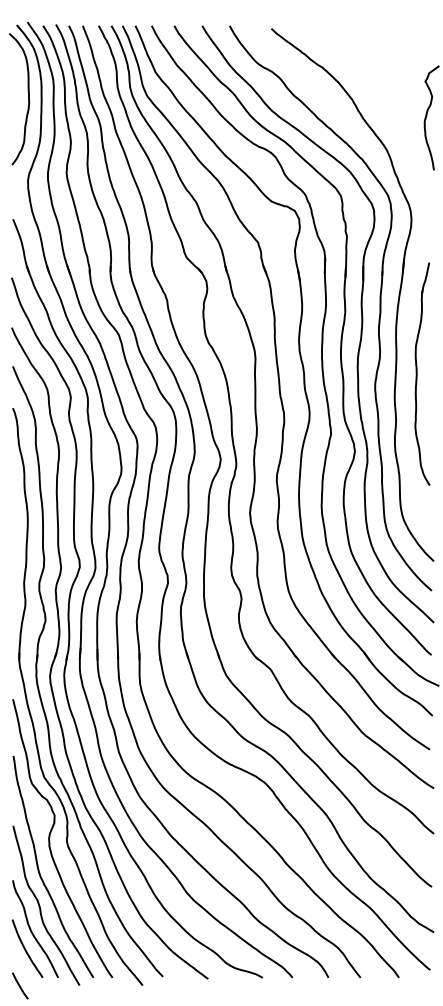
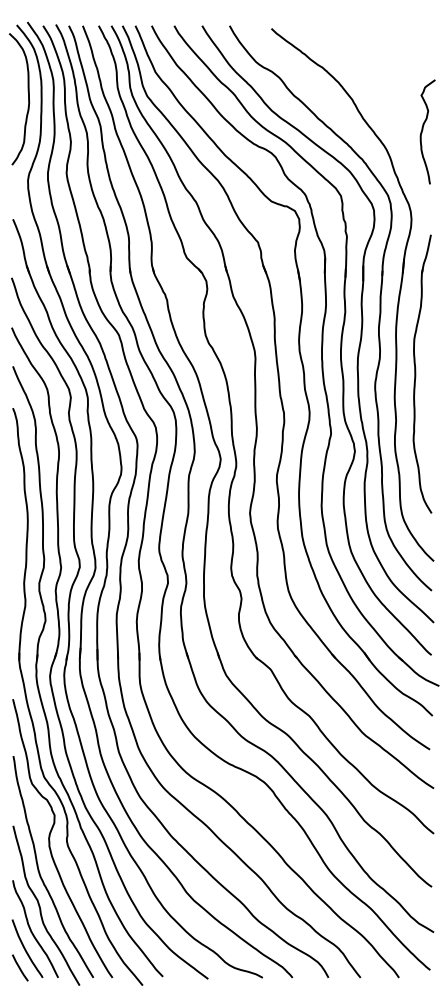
curve position: (427, 116) -> (423, 130) (423, 130)
part size: 17x224 px -> 21x280 px (422, 373)
line position: (20, 985) -> (20, 967) (20, 967)
